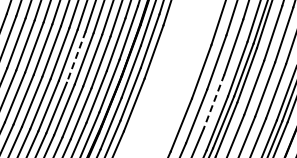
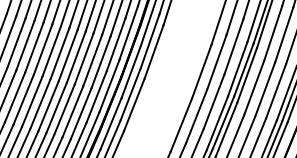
line: dashed -> solid (76, 57)
line: dashed -> solid (213, 102)
